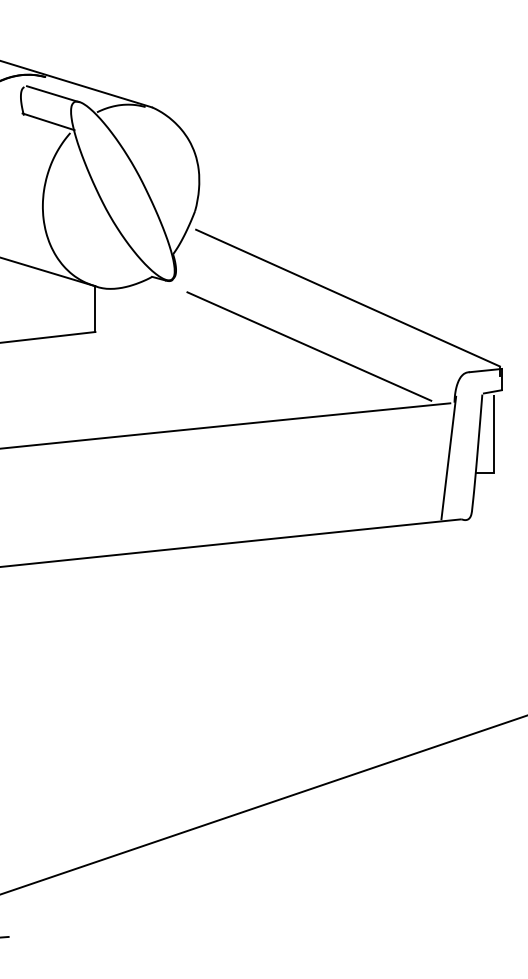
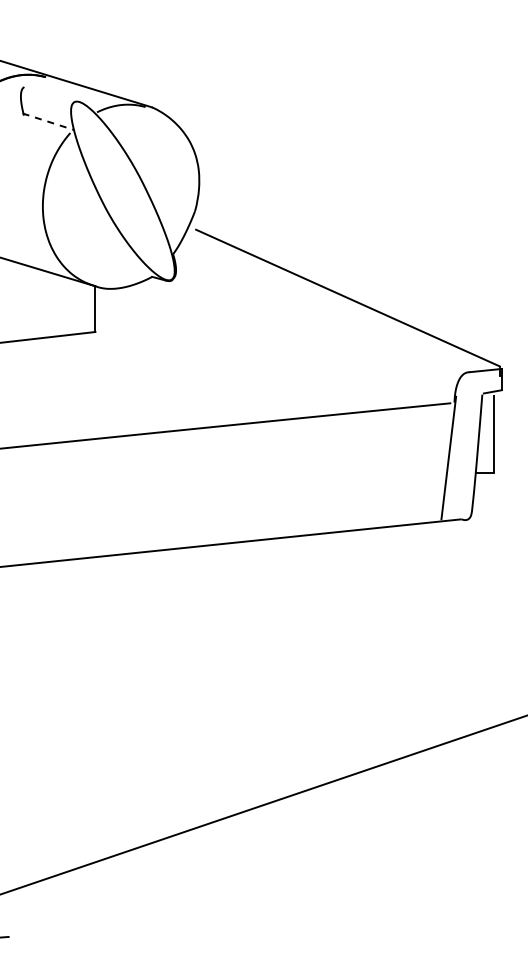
line: present -> none (52, 94)
line: solid -> dashed (49, 121)
line: present -> none (309, 346)
